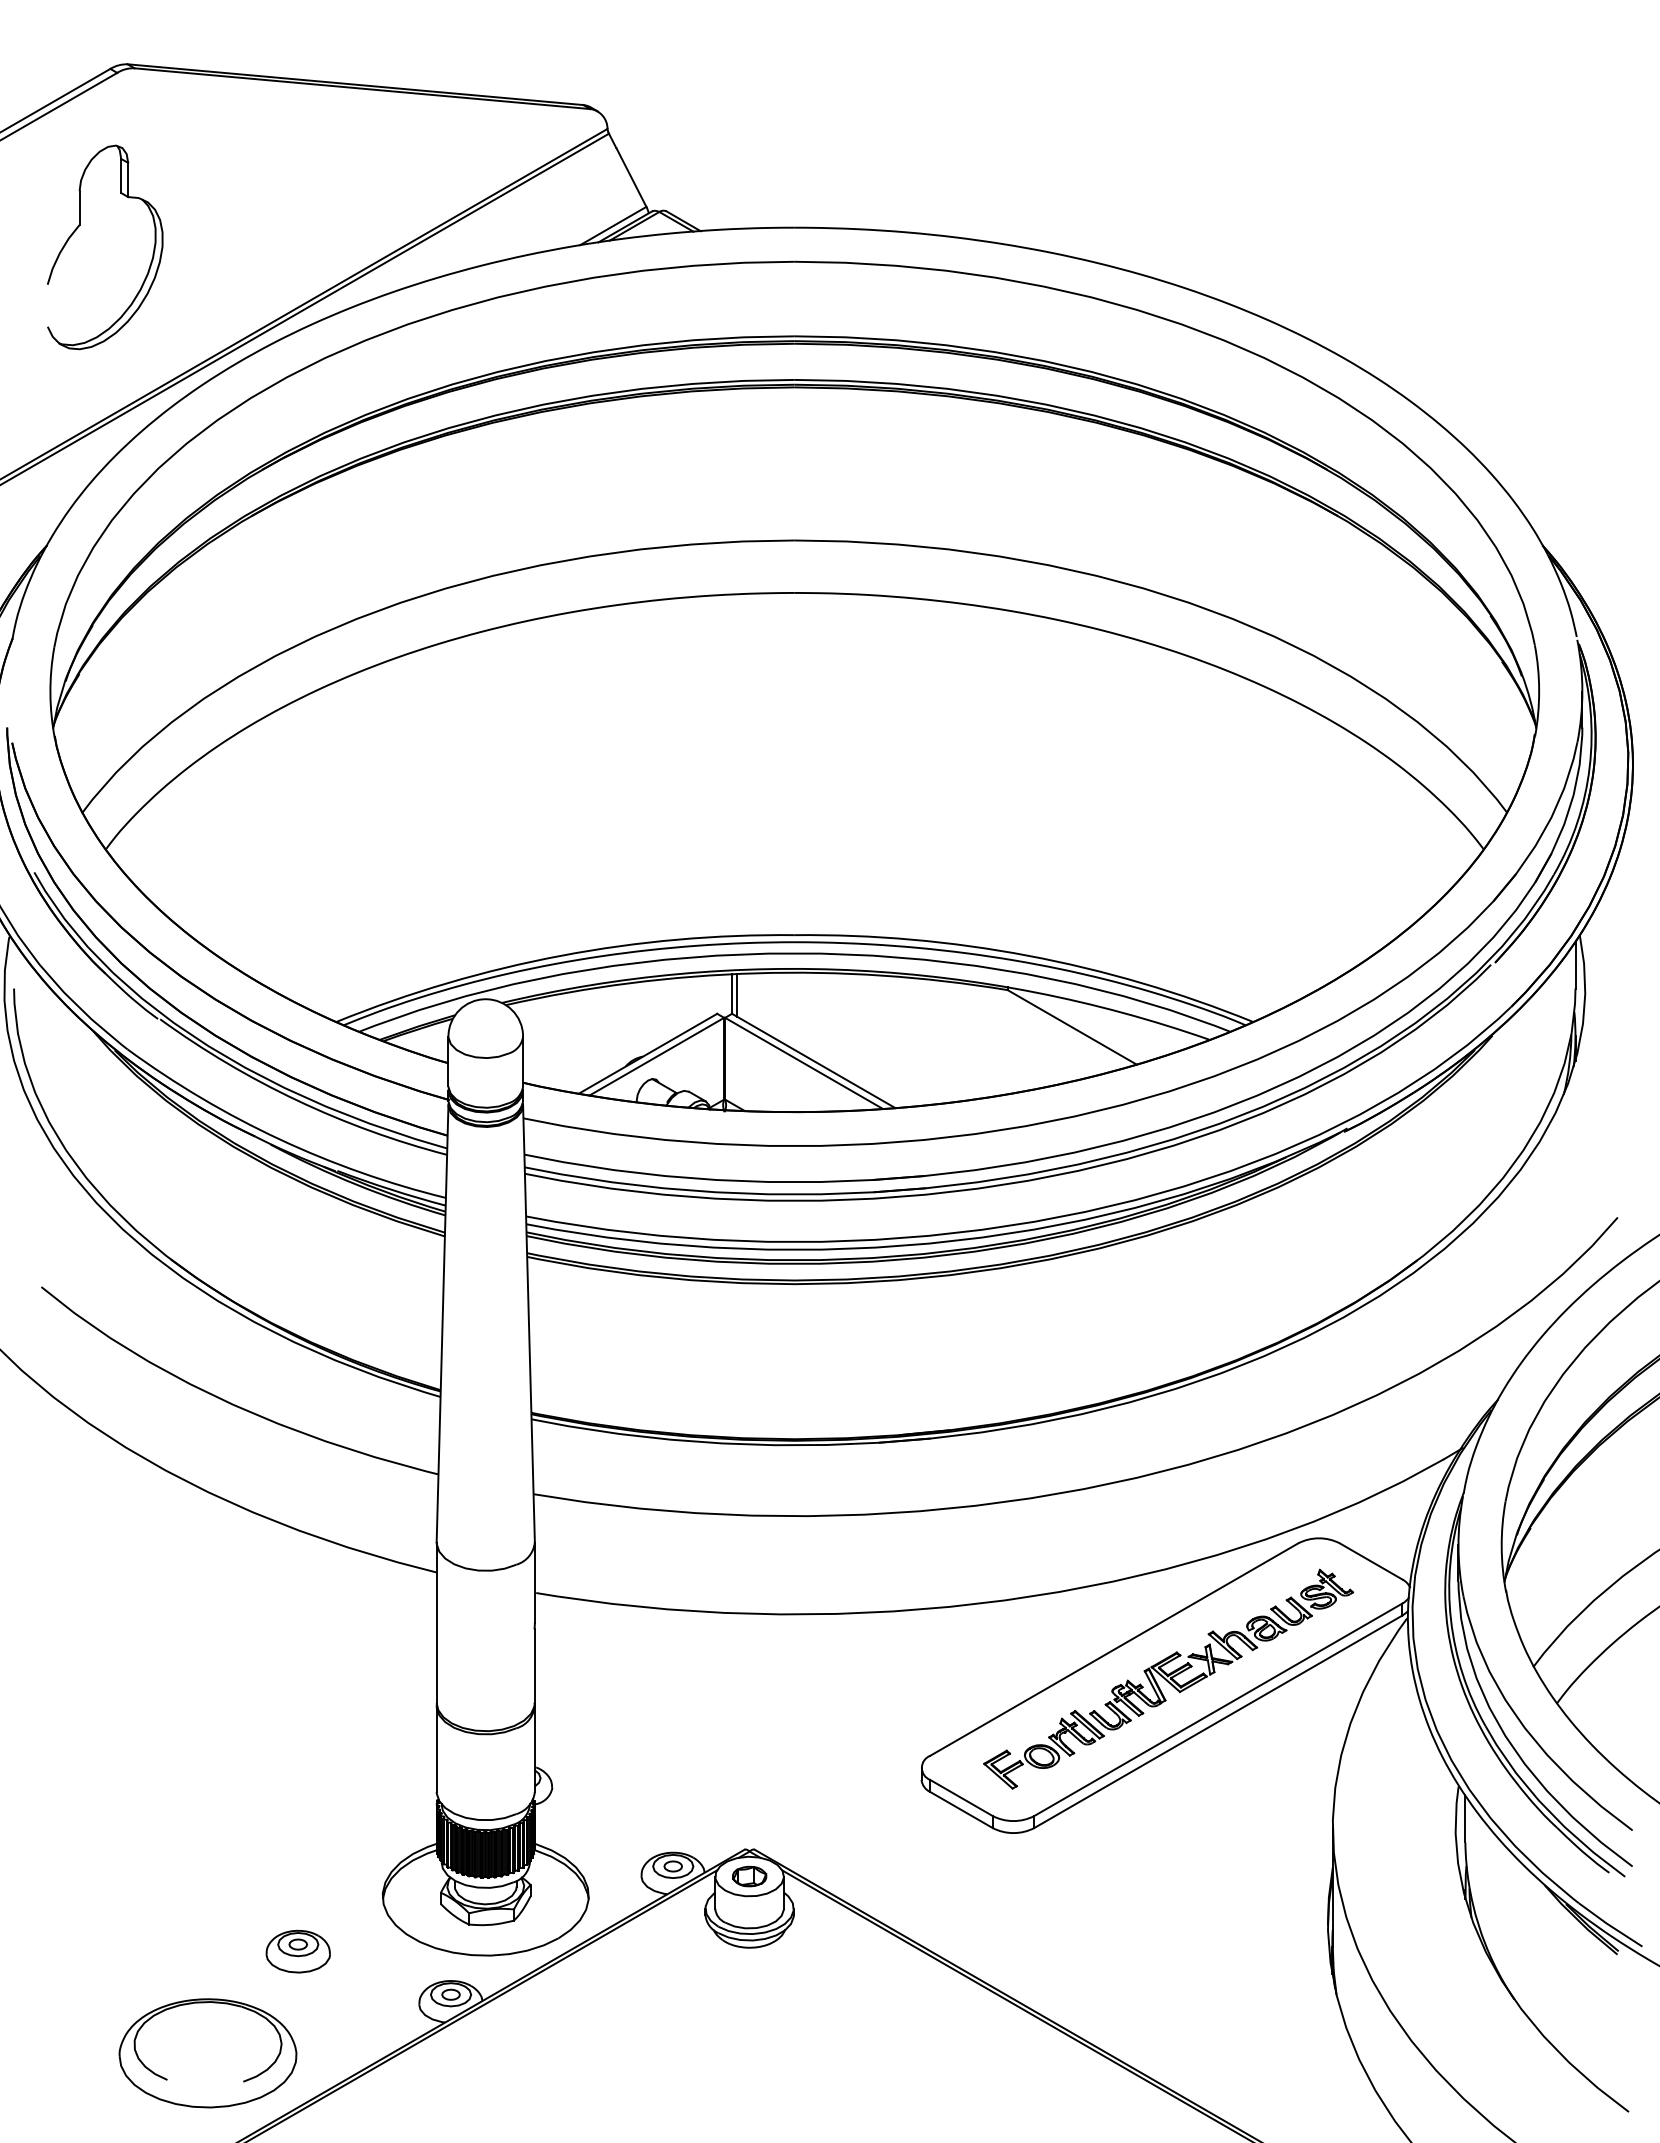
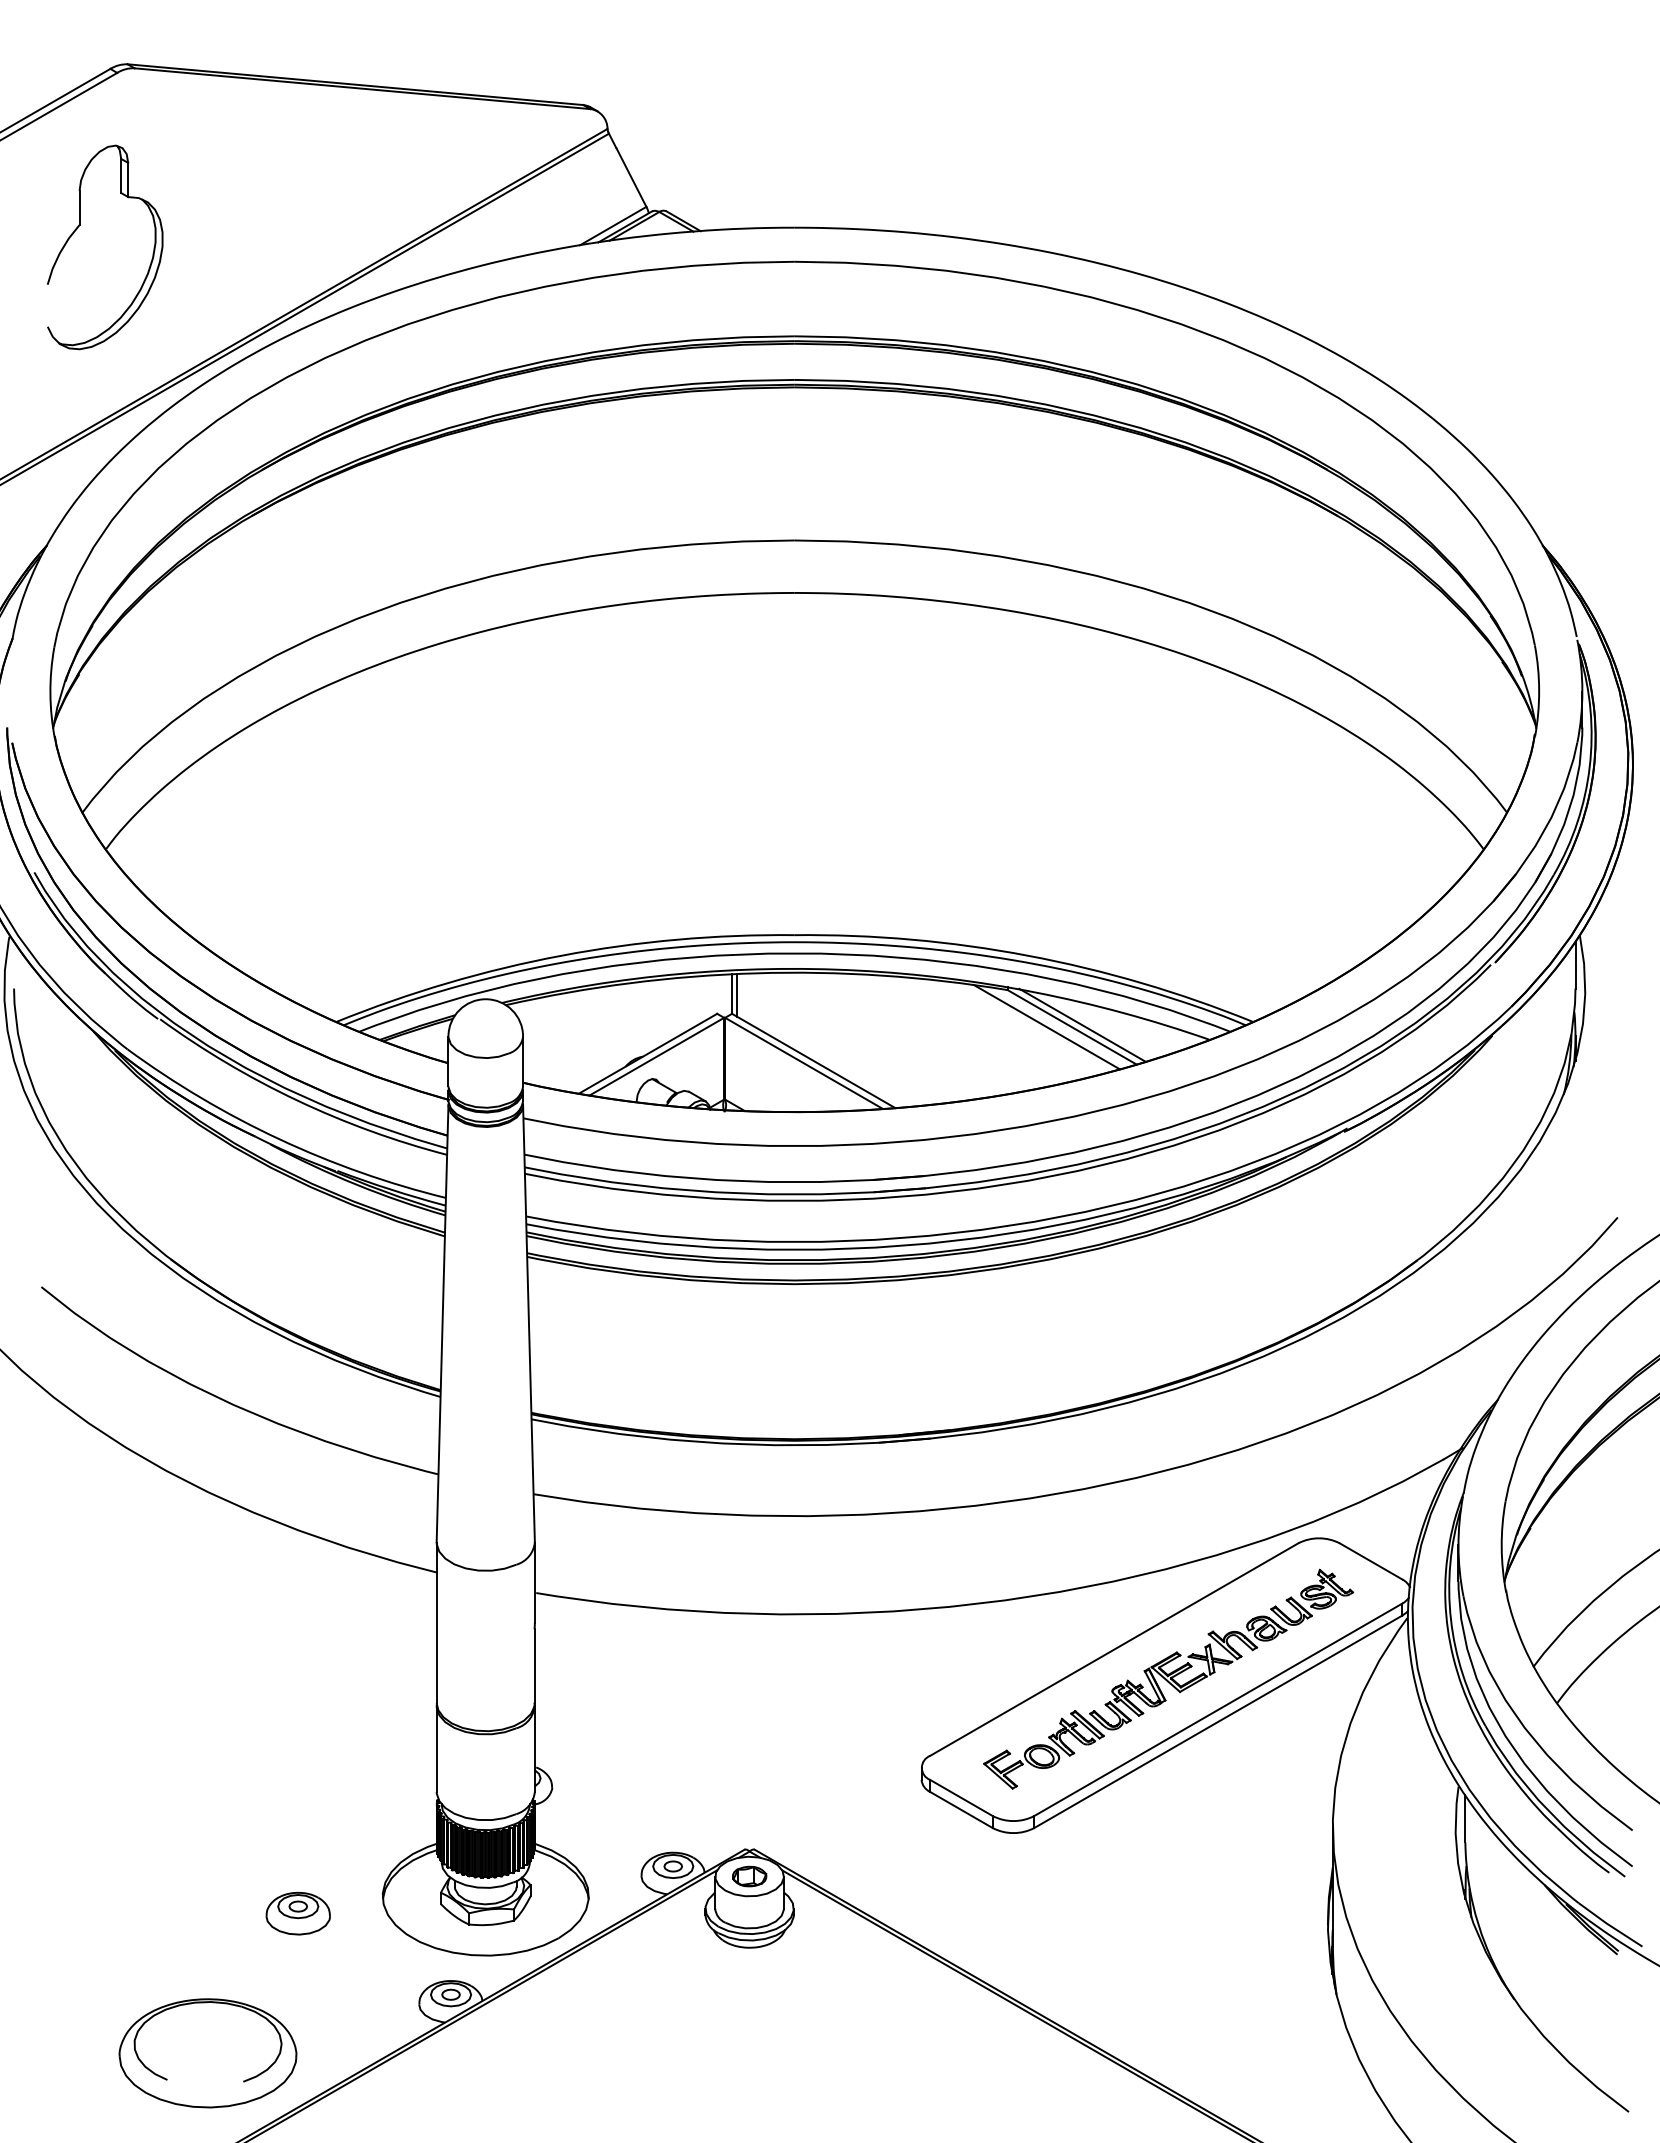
line: none -> present (1082, 1024)
line: none -> present (1046, 1026)
part position: (297, 1951) -> (297, 1913) (297, 1913)
